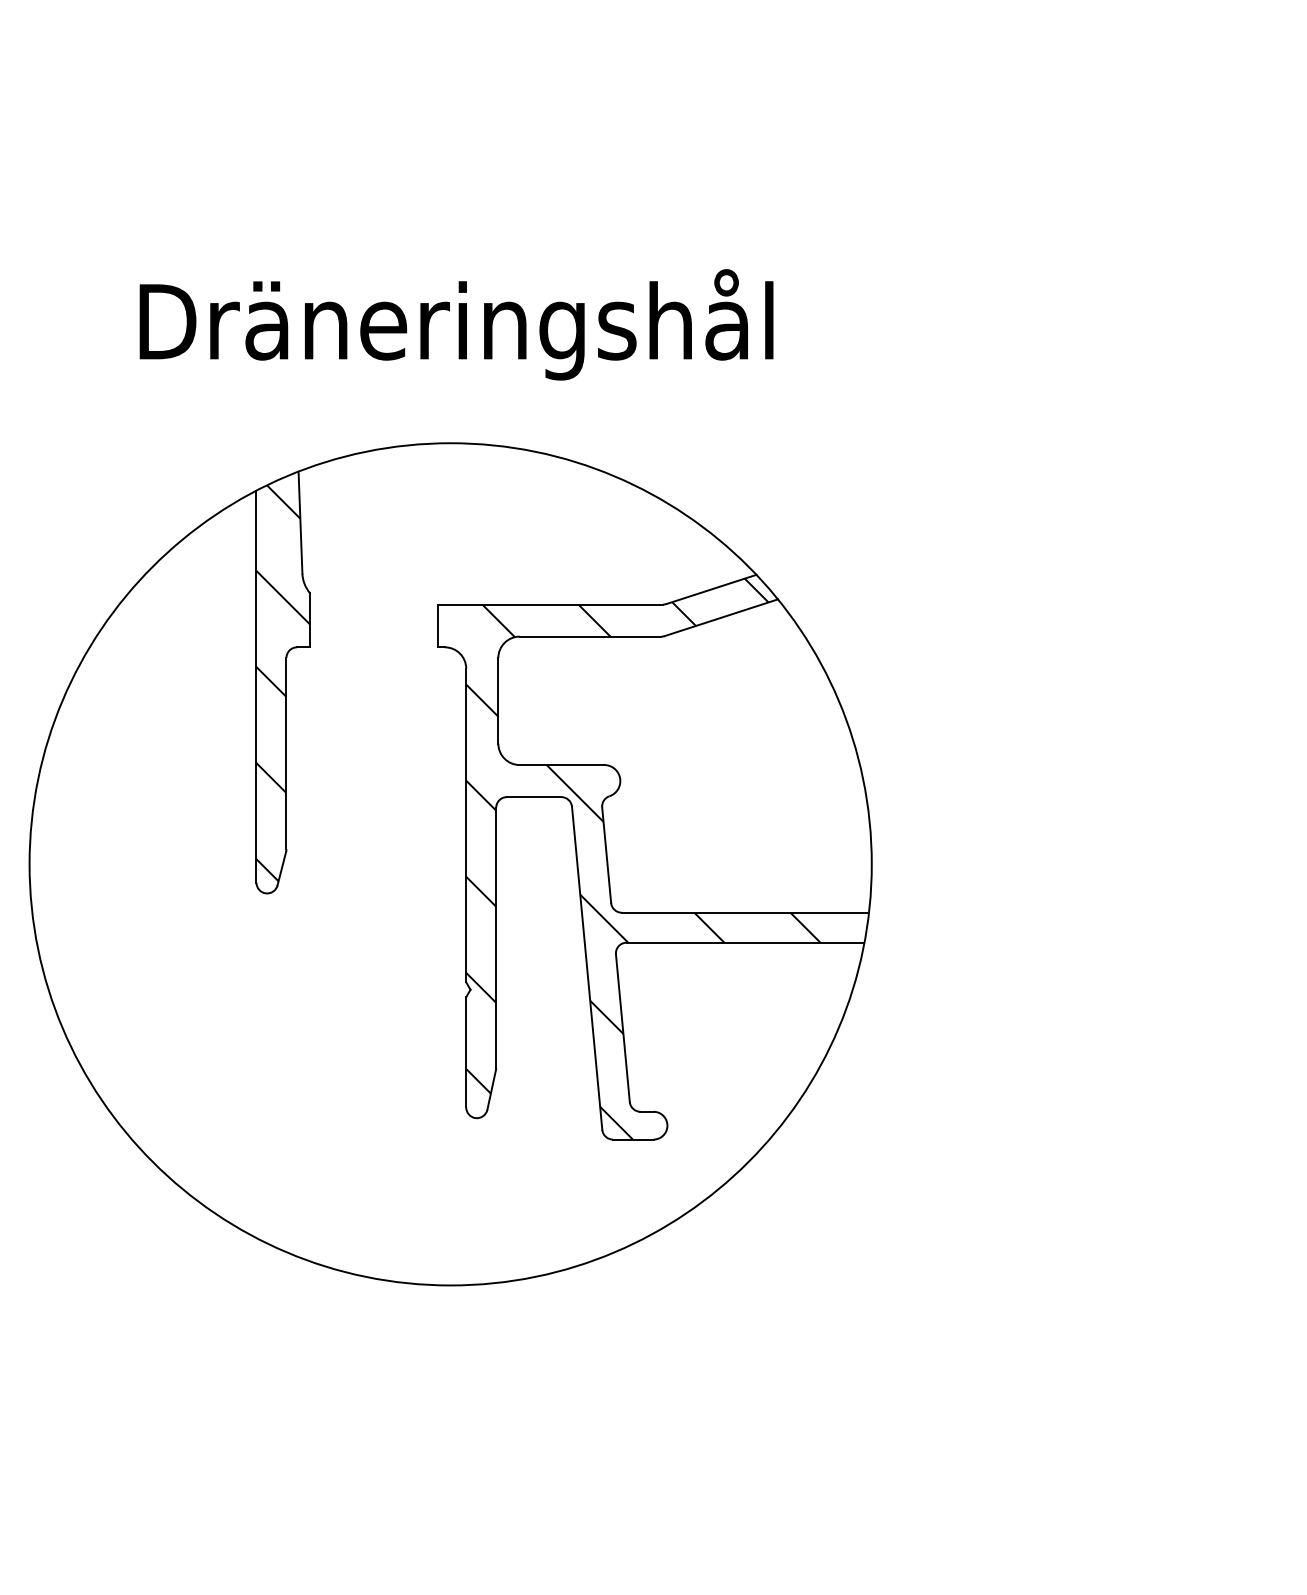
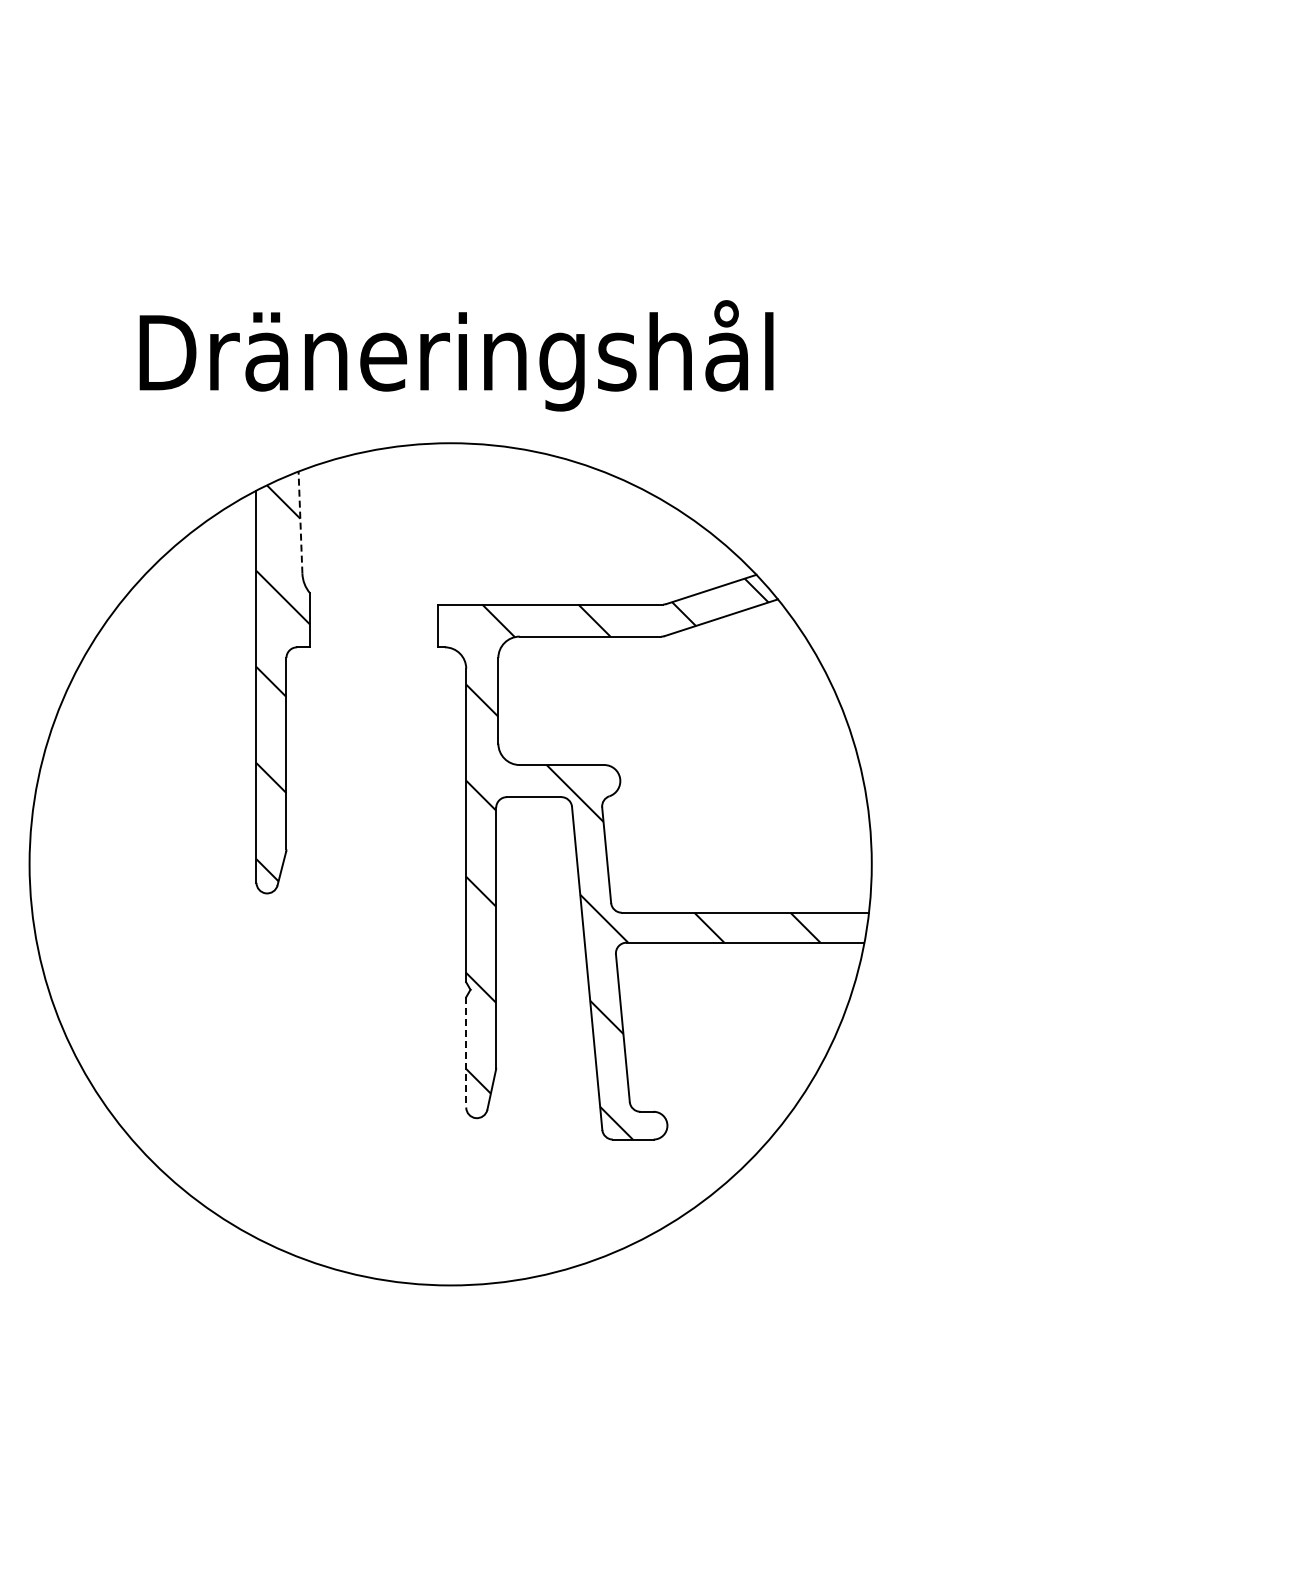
text position: (456, 324) -> (456, 355) (456, 355)
line: solid -> dashed (300, 522)
line: solid -> dashed (466, 1052)
